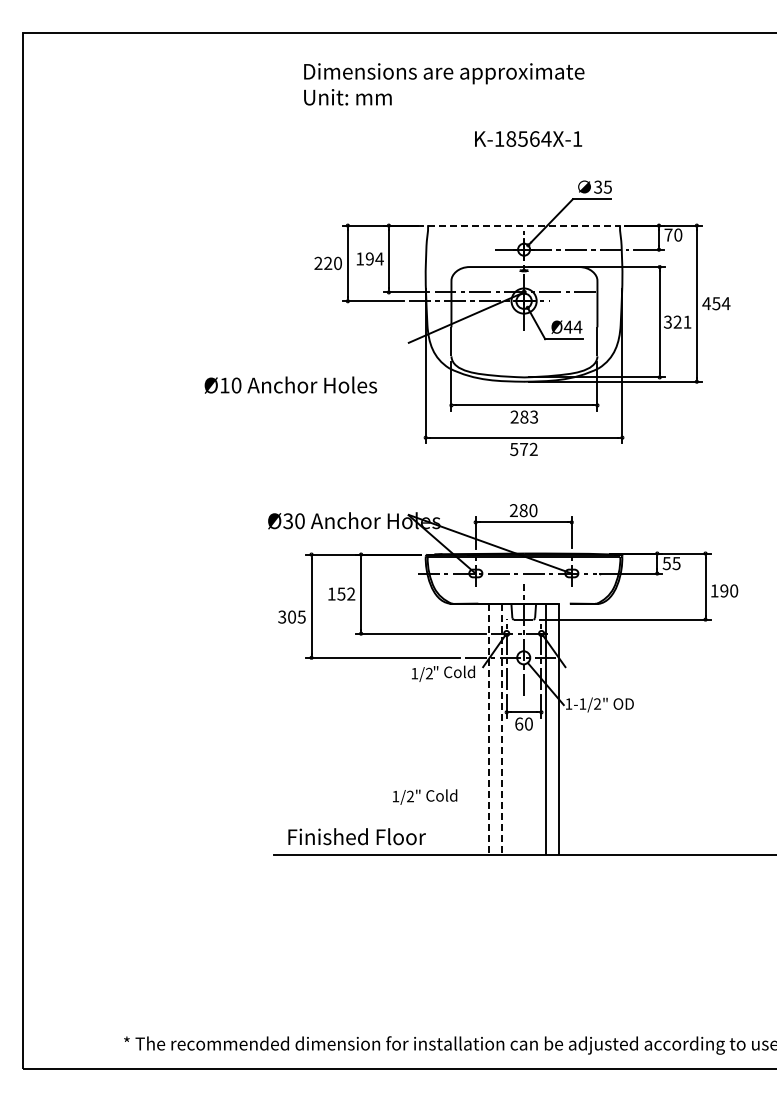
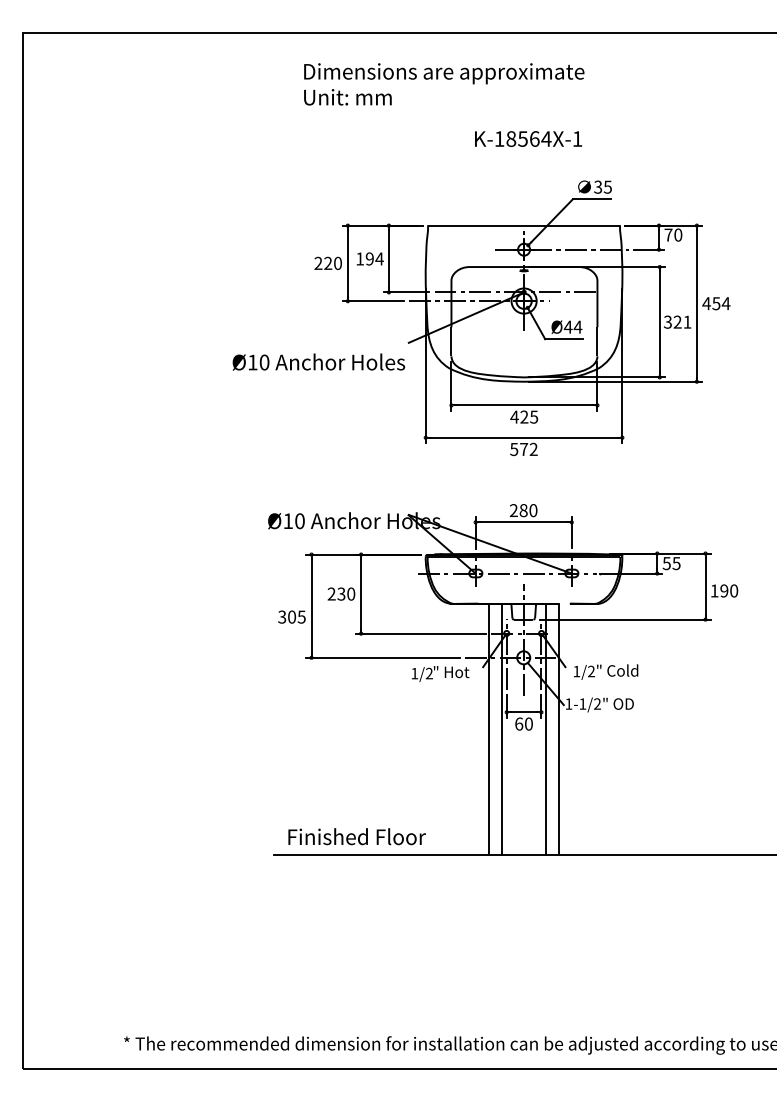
line: dashed -> solid (524, 225)
text position: (290, 384) -> (318, 361) (318, 361)
text: 283 -> 425 (524, 416)
text: Ø30 -> Ø10 (287, 521)
text: 152 -> 230 (341, 593)
text: " Cold -> " Hot (459, 671)
line: dashed -> solid (488, 729)
line: dashed -> solid (501, 729)
text position: (425, 796) -> (606, 671) (606, 671)
